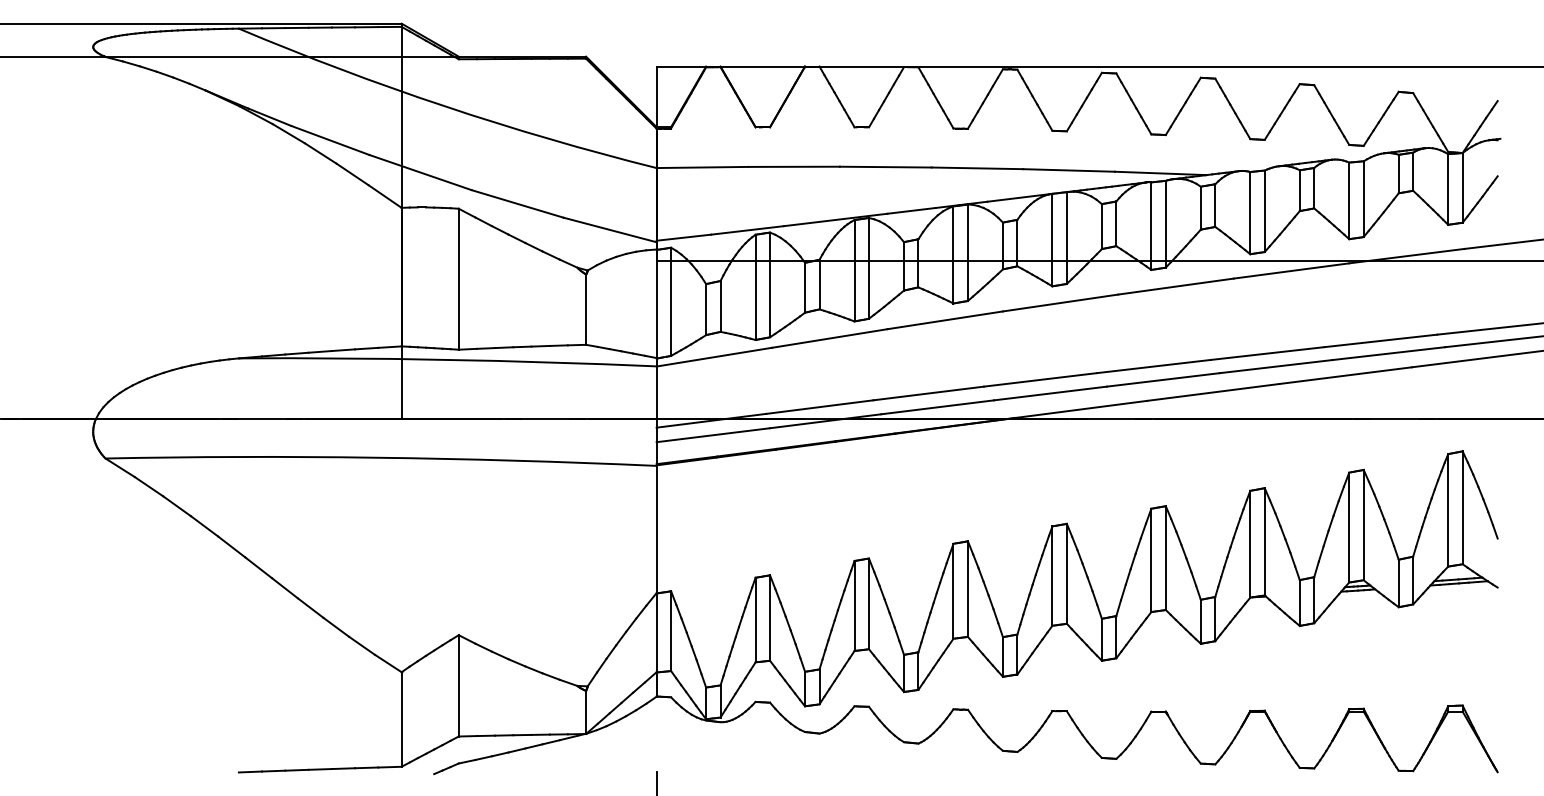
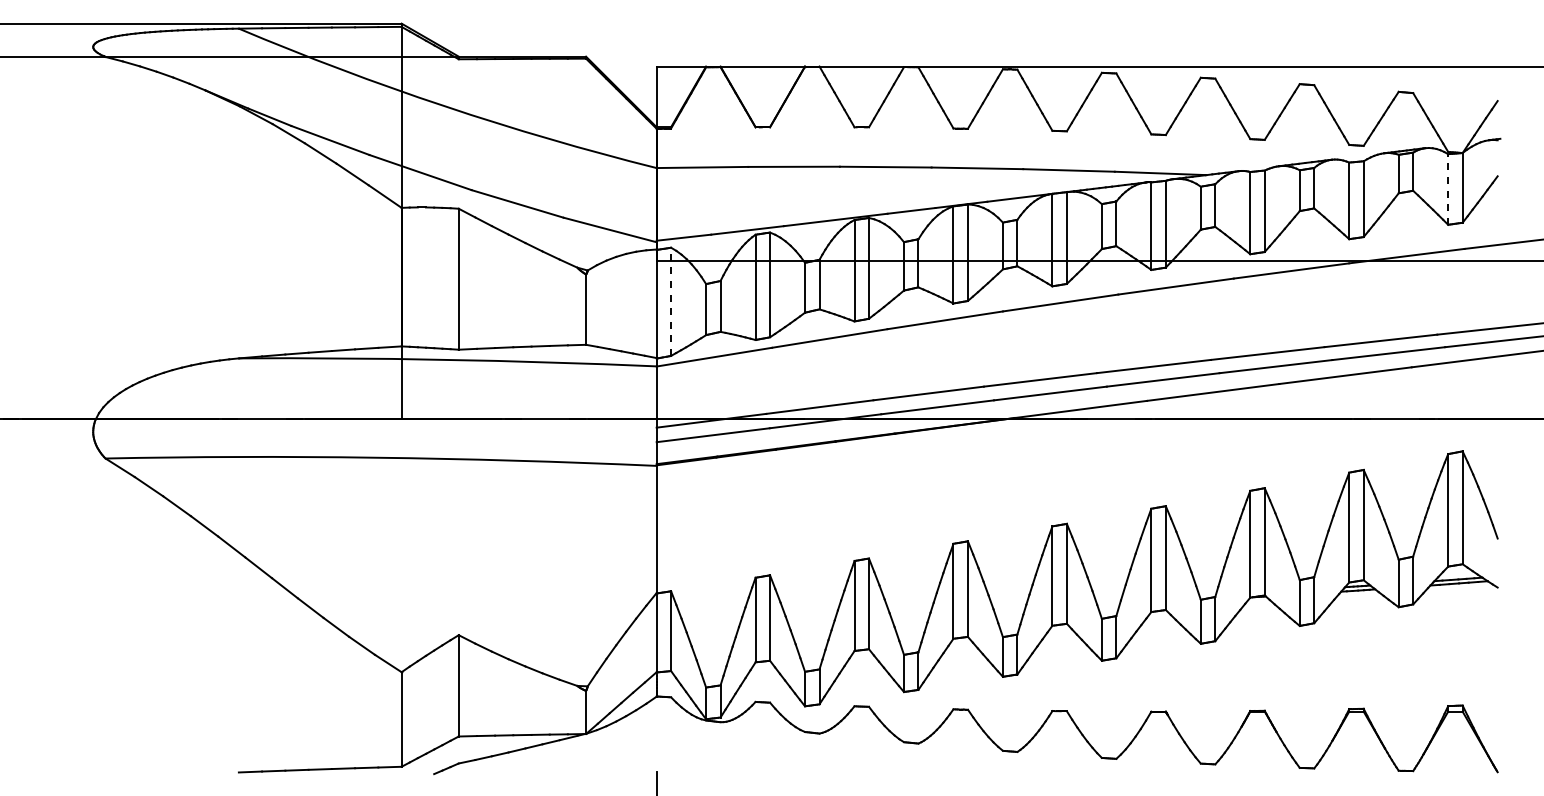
line: solid -> dashed (1448, 189)
line: solid -> dashed (671, 301)
